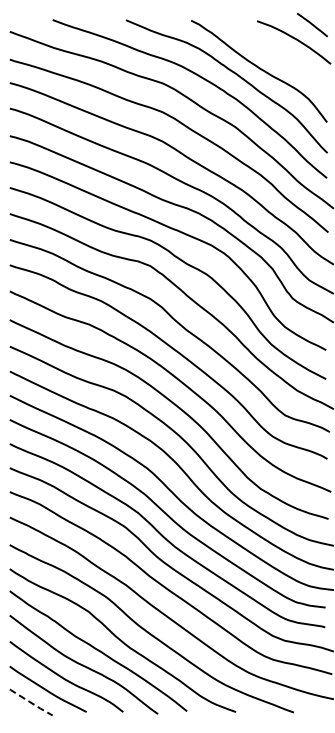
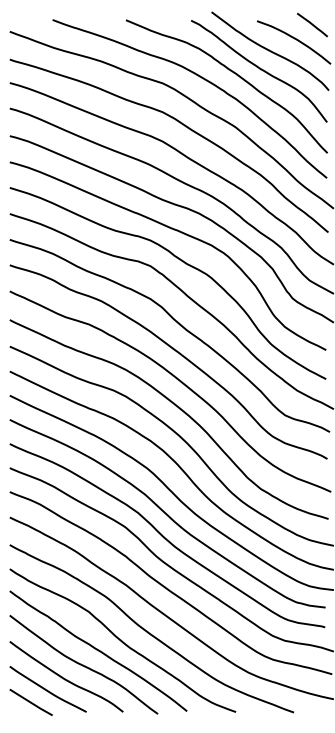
curve: none -> present (270, 50)
line: dashed -> solid (31, 702)
